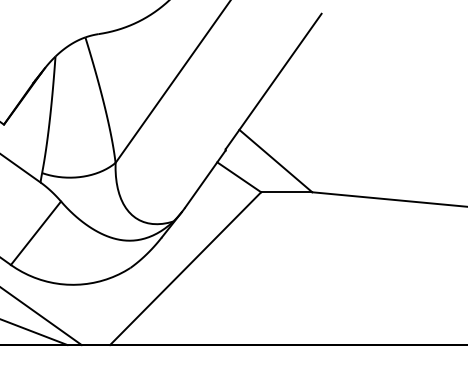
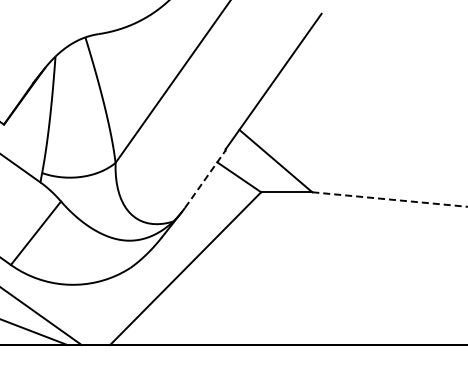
line: solid -> dashed (205, 178)
line: solid -> dashed (389, 199)
